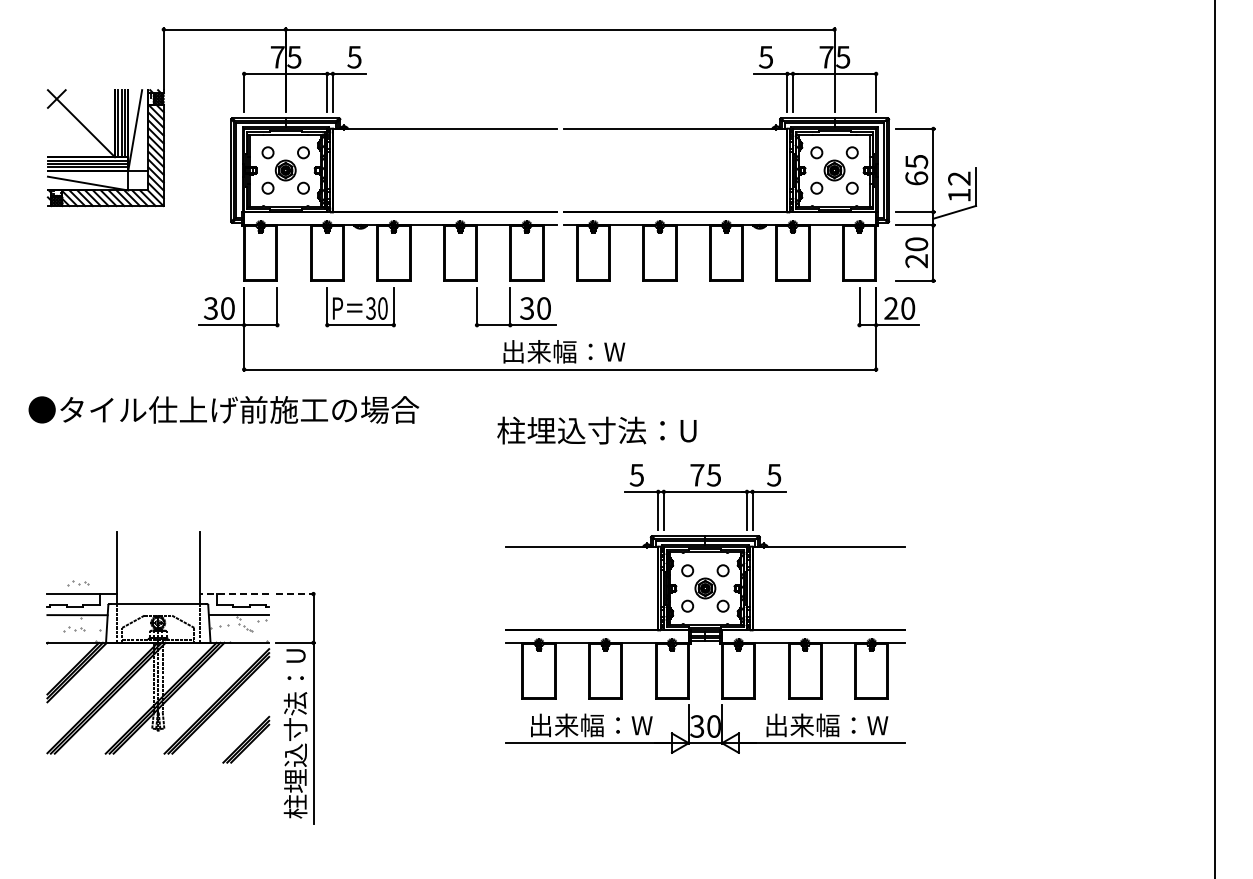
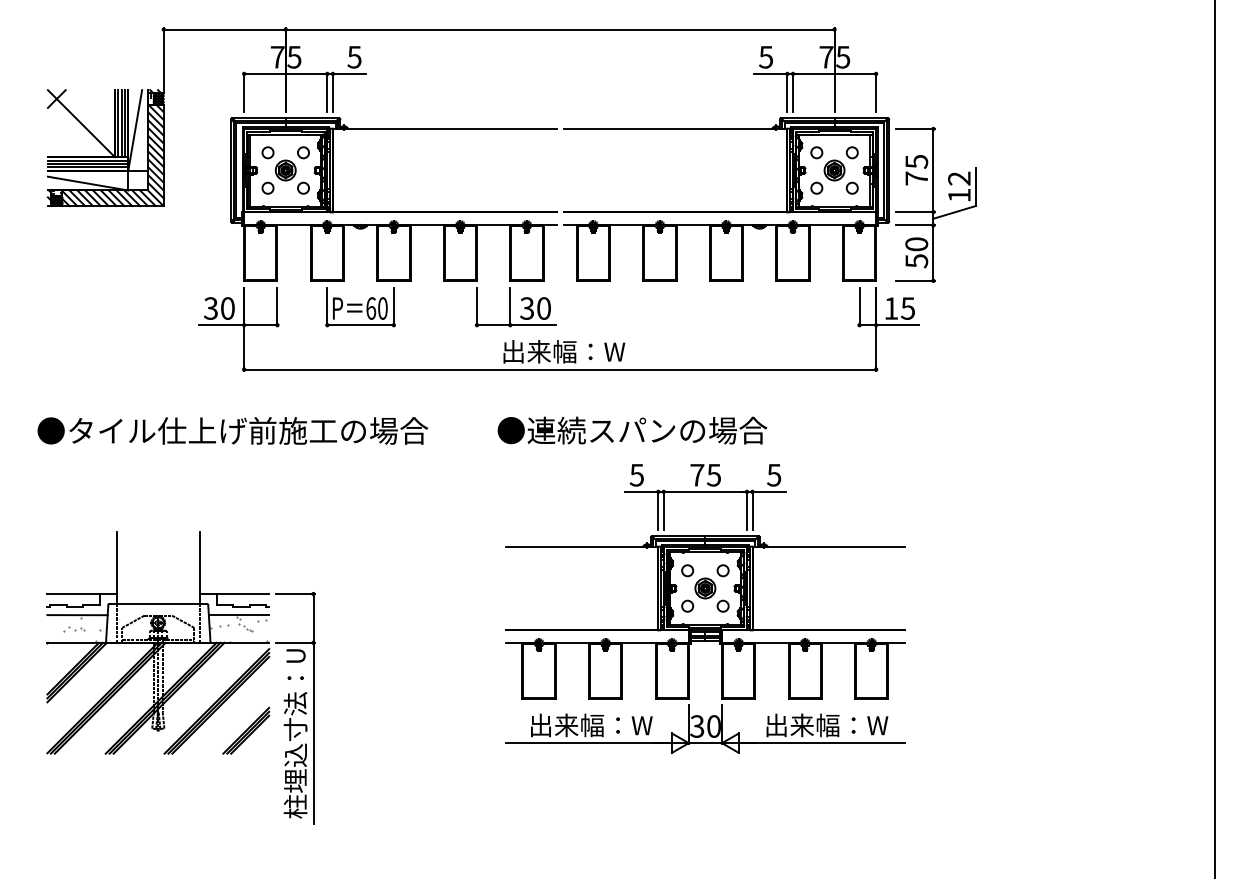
text: 65 -> 75 (916, 178)
text: 20 -> 50 (916, 261)
text: 30 -> 60 (371, 308)
text: 20 -> 15 (899, 308)
text position: (223, 409) -> (232, 430) (232, 430)
text: 柱埋込寸法：U -> ●連続スパンの場合 (632, 430)
part: present -> none (78, 583)
line: dashed -> solid (234, 594)
line: dashed -> solid (295, 594)
part position: (246, 739) -> (246, 730) (246, 730)
